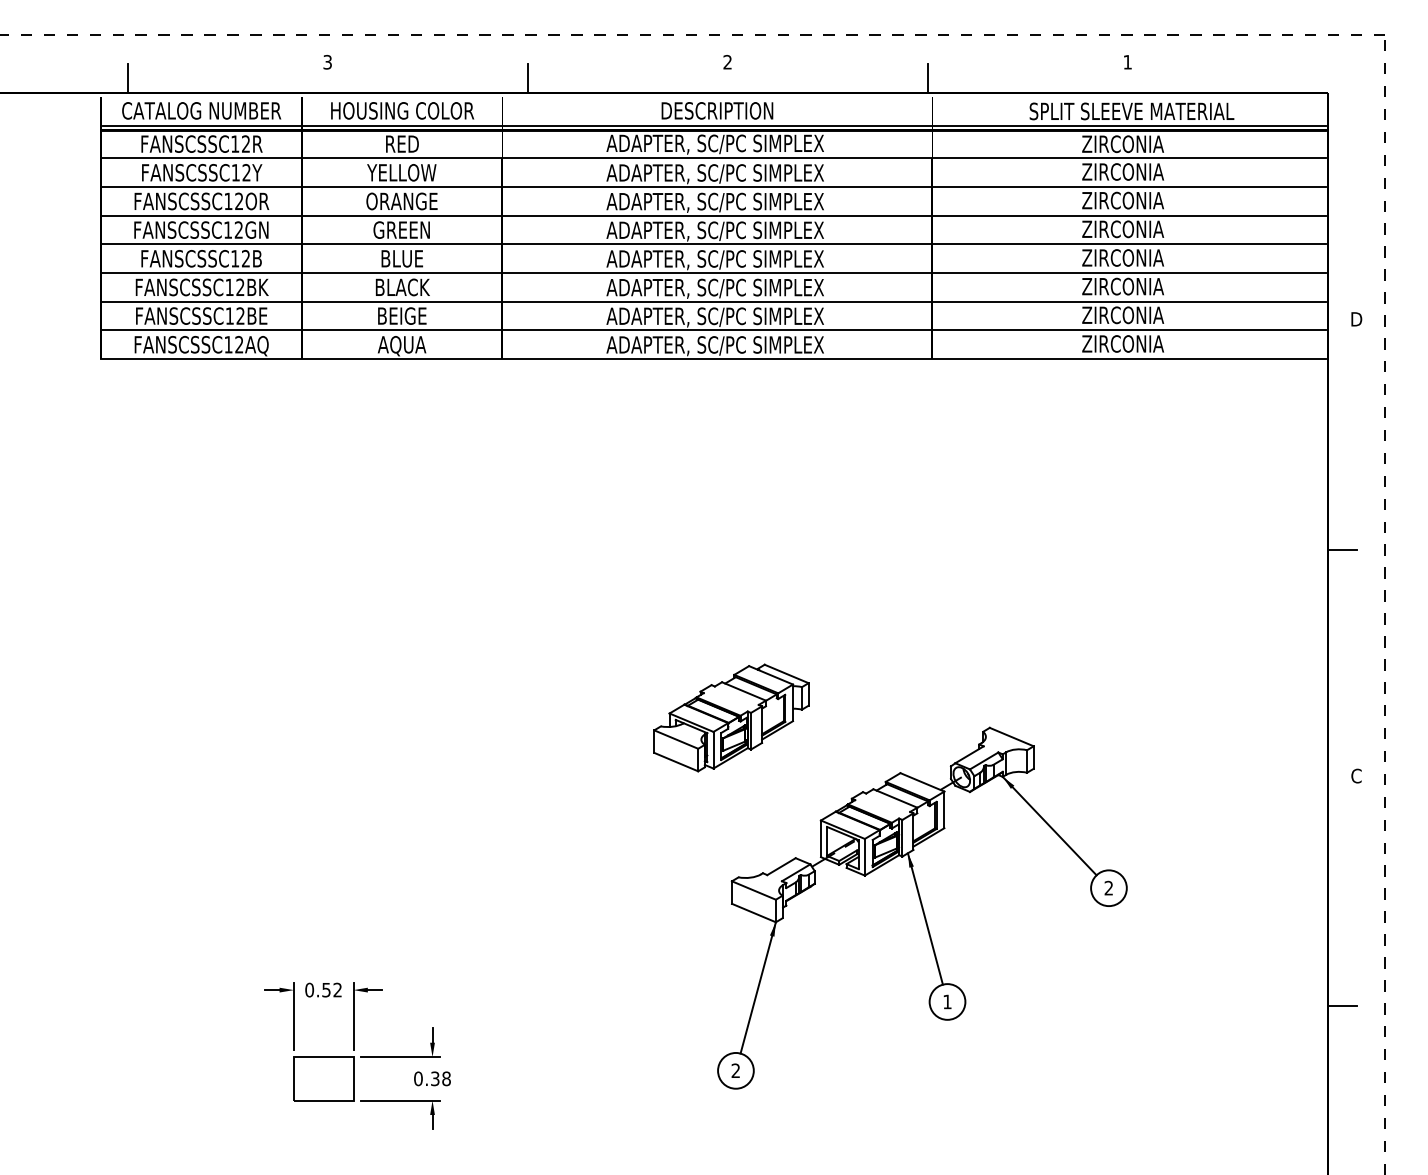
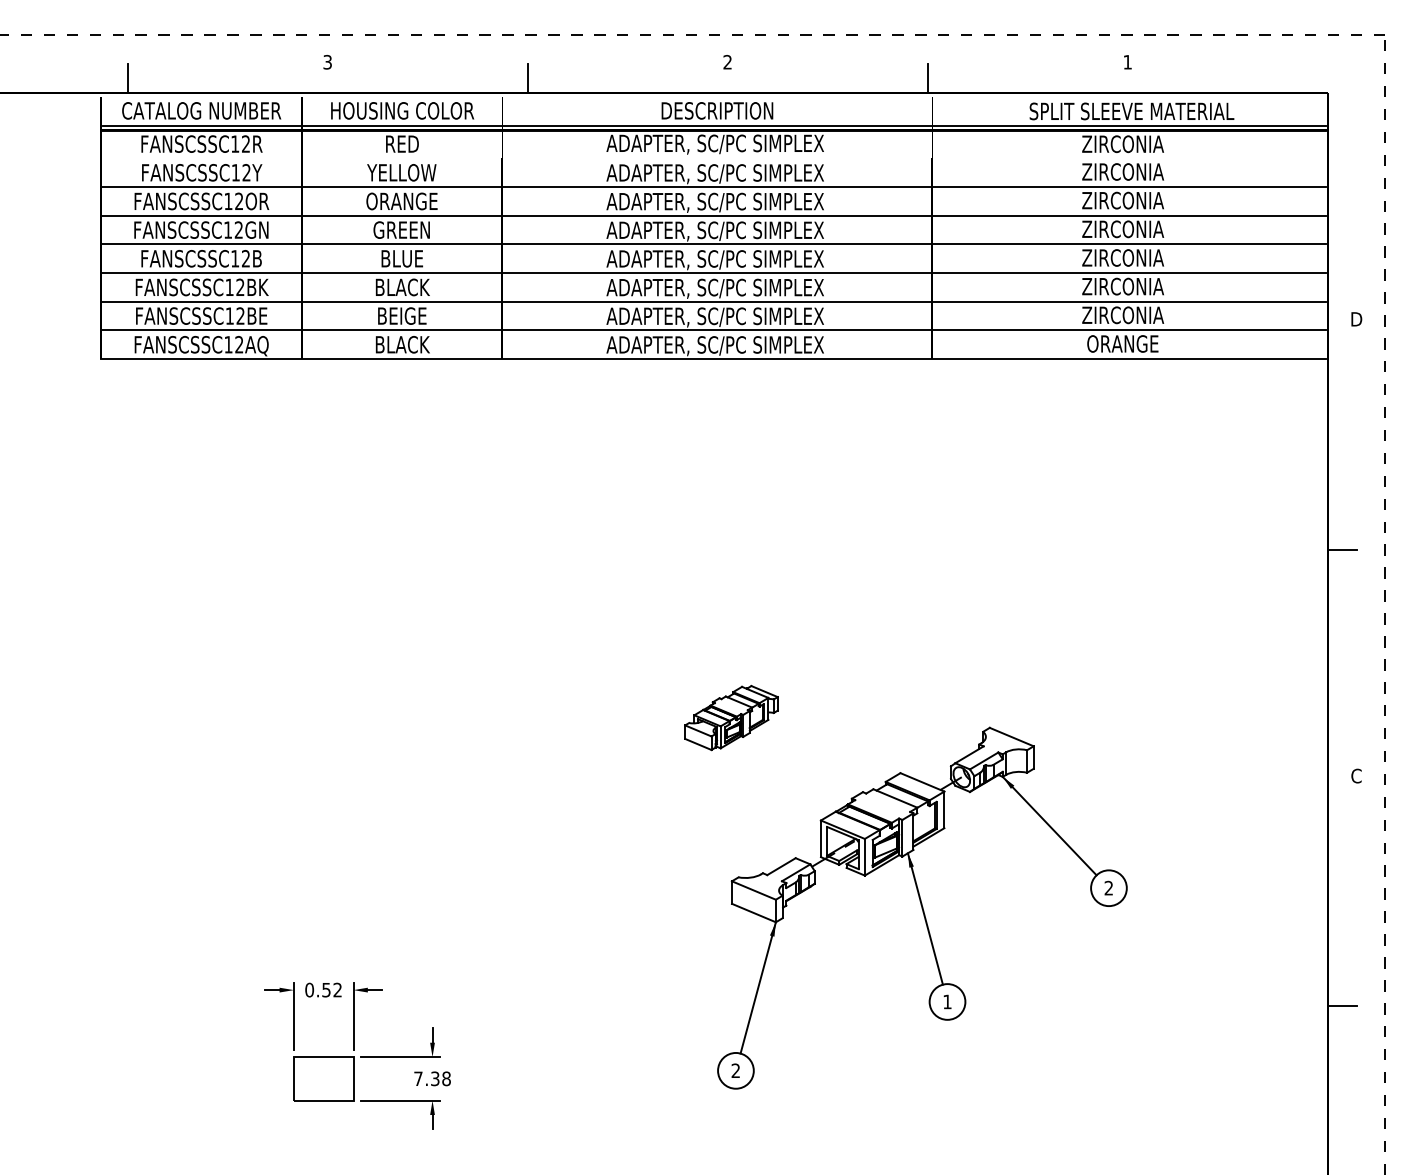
line: present -> none (713, 158)
text: ZIRCONIA -> ORANGE (1123, 343)
text: AQUA -> BLACK (402, 346)
part size: 157x110 px -> 95x67 px (731, 718)
text: 0.38 -> 7.38 (418, 1078)
